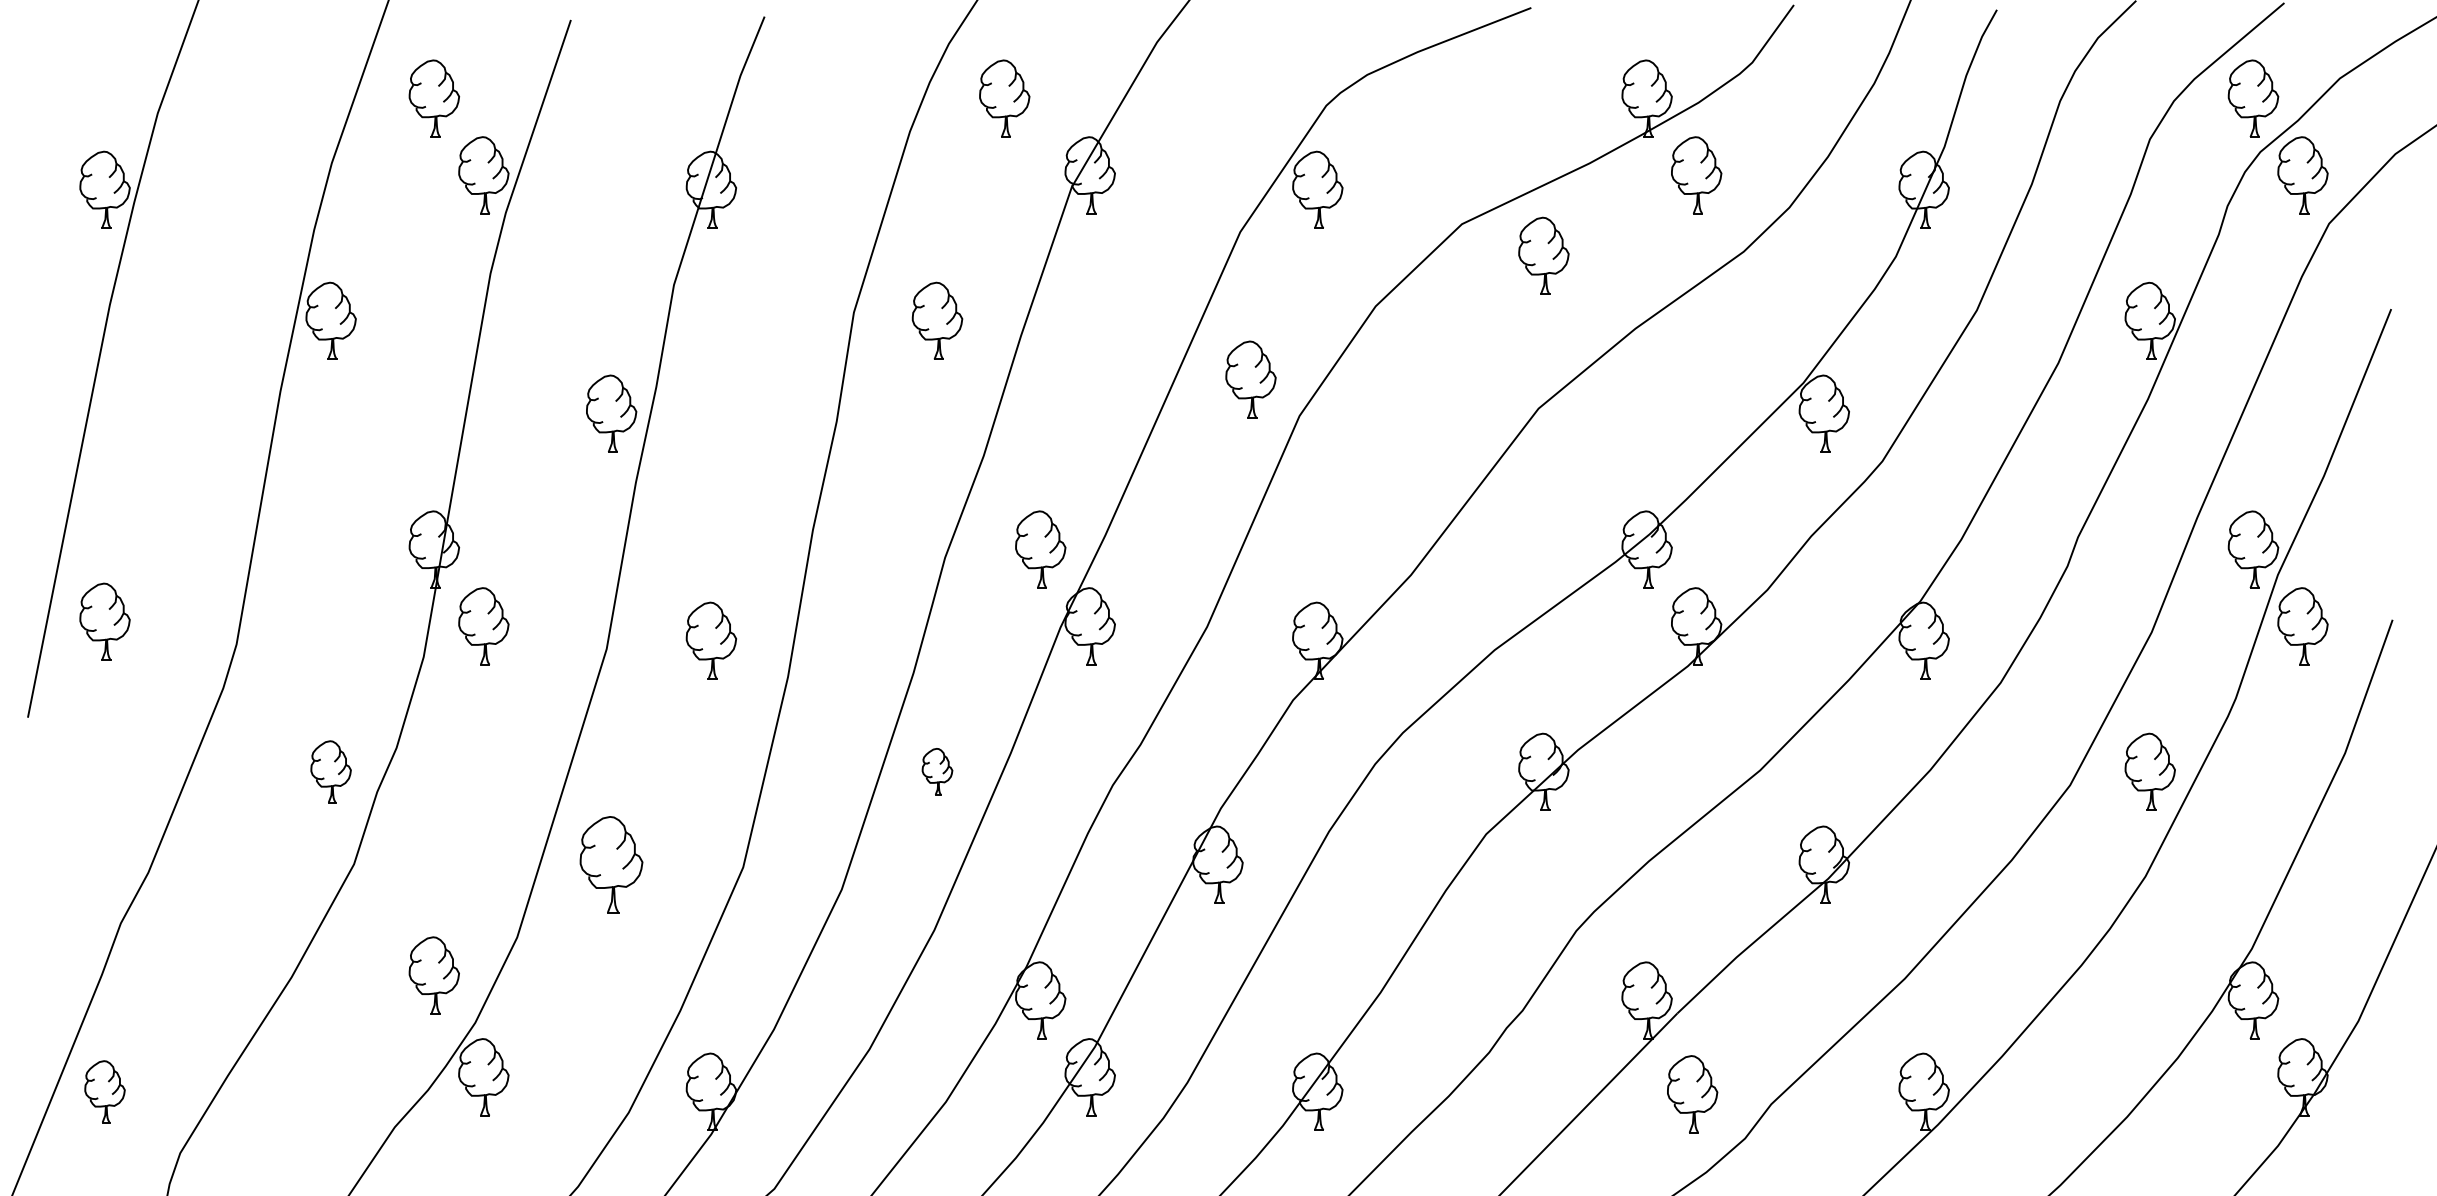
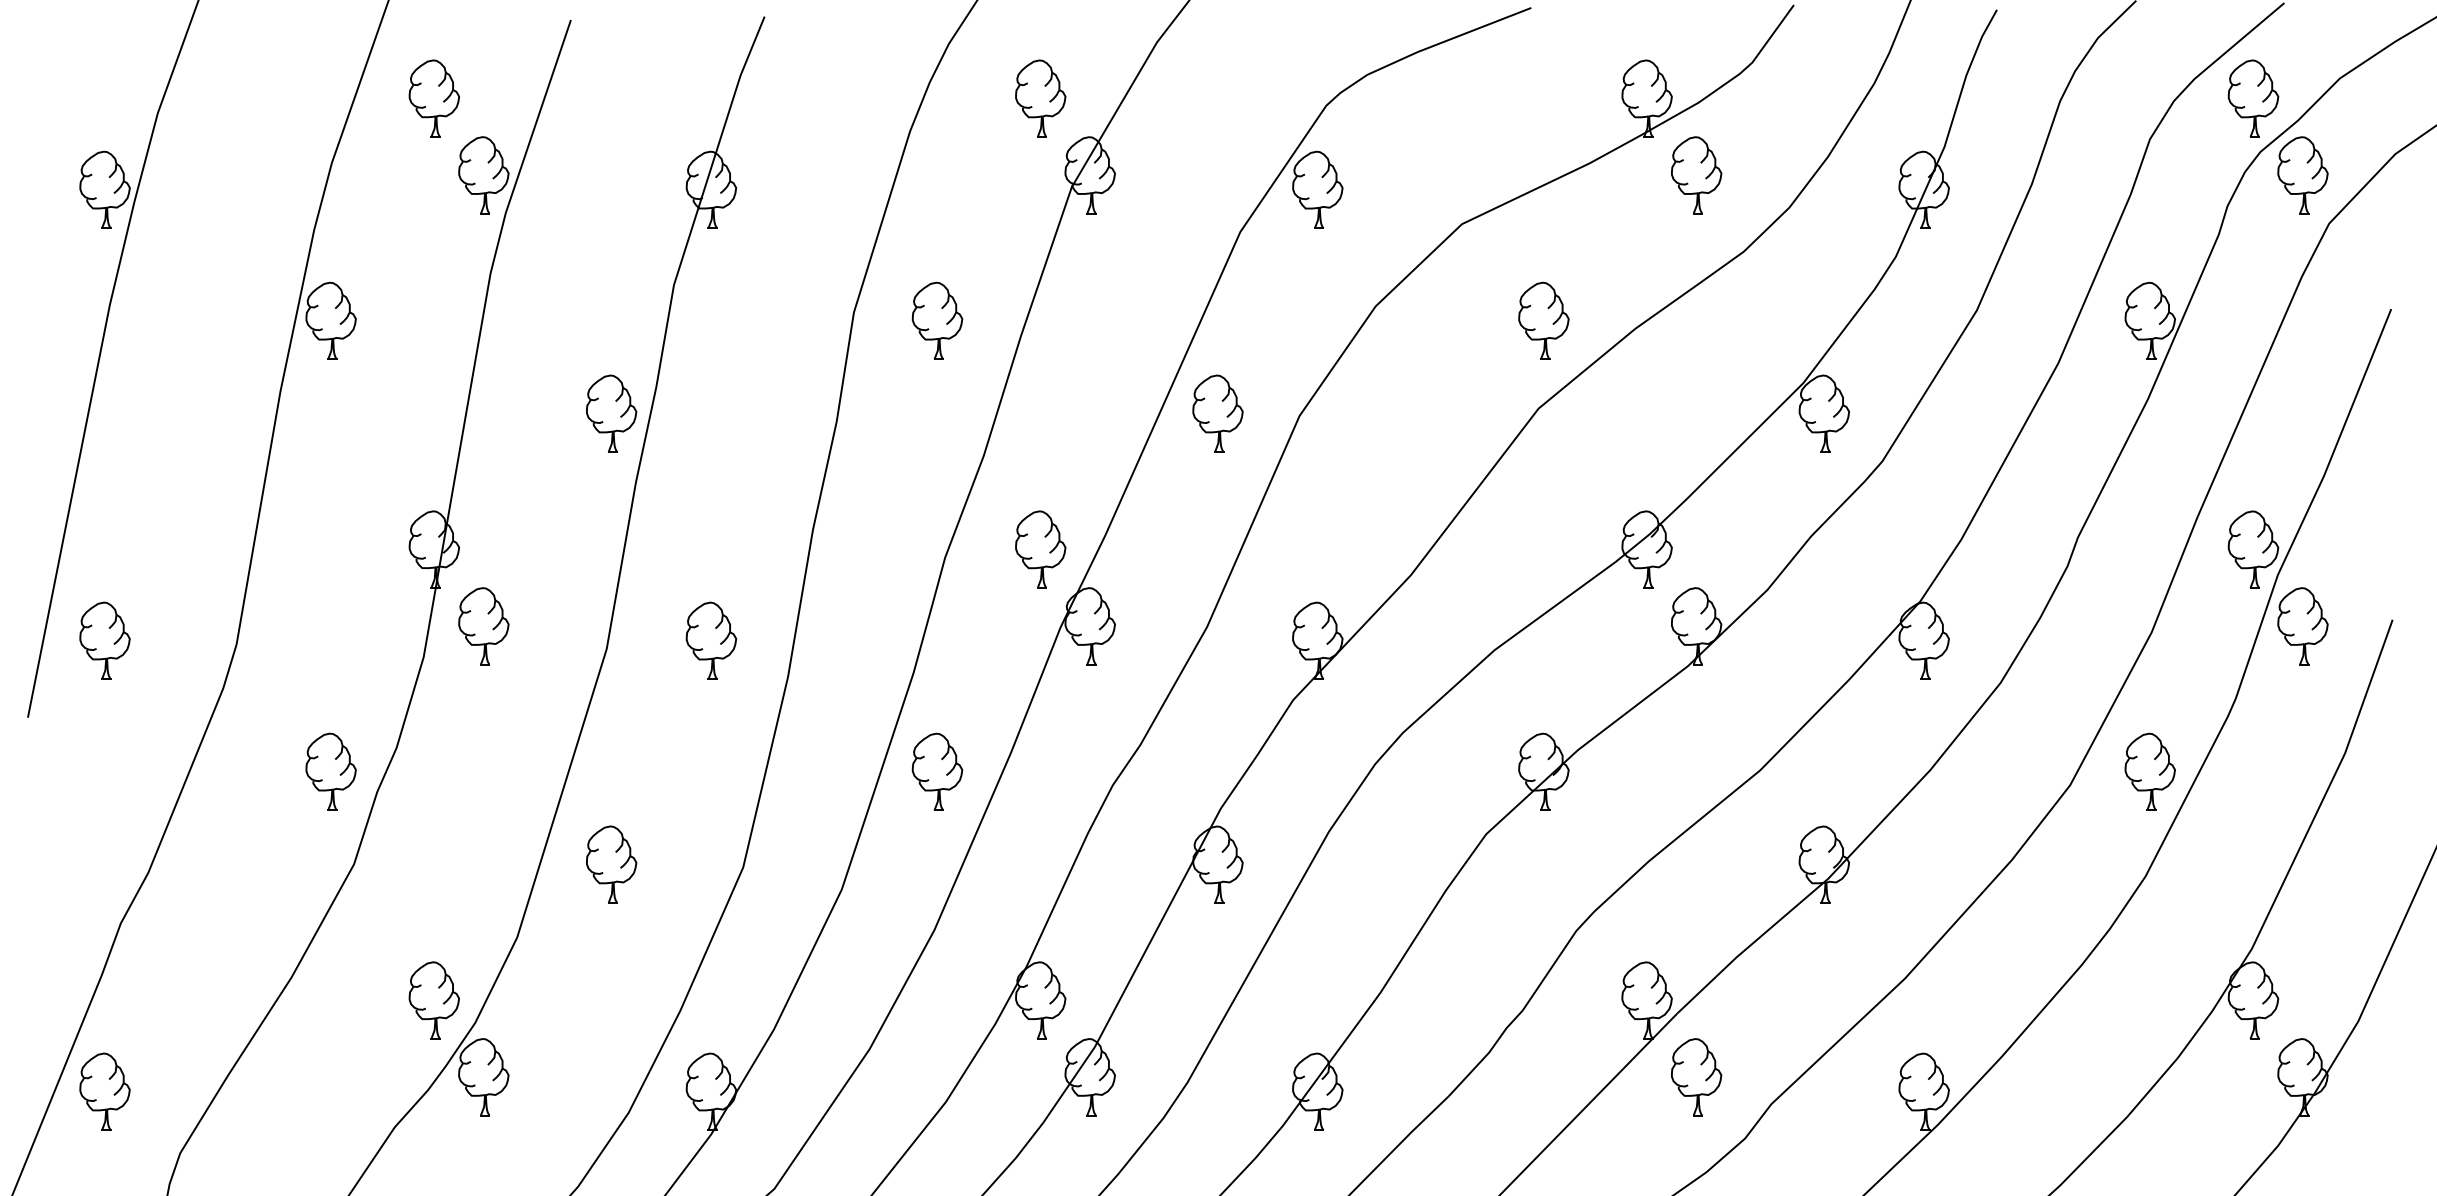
part position: (1004, 98) -> (1040, 98) (1040, 98)
part position: (1543, 255) -> (1543, 320) (1543, 320)
part position: (1250, 379) -> (1217, 413) (1217, 413)
part position: (104, 621) -> (104, 640) (104, 640)
part size: 42x64 px -> 52x79 px (330, 771)
part size: 33x48 px -> 53x79 px (937, 771)
part size: 65x98 px -> 52x79 px (611, 864)
part position: (433, 975) -> (433, 1000) (433, 1000)
part size: 42x64 px -> 52x79 px (104, 1091)
part position: (1692, 1094) -> (1696, 1077) (1696, 1077)
